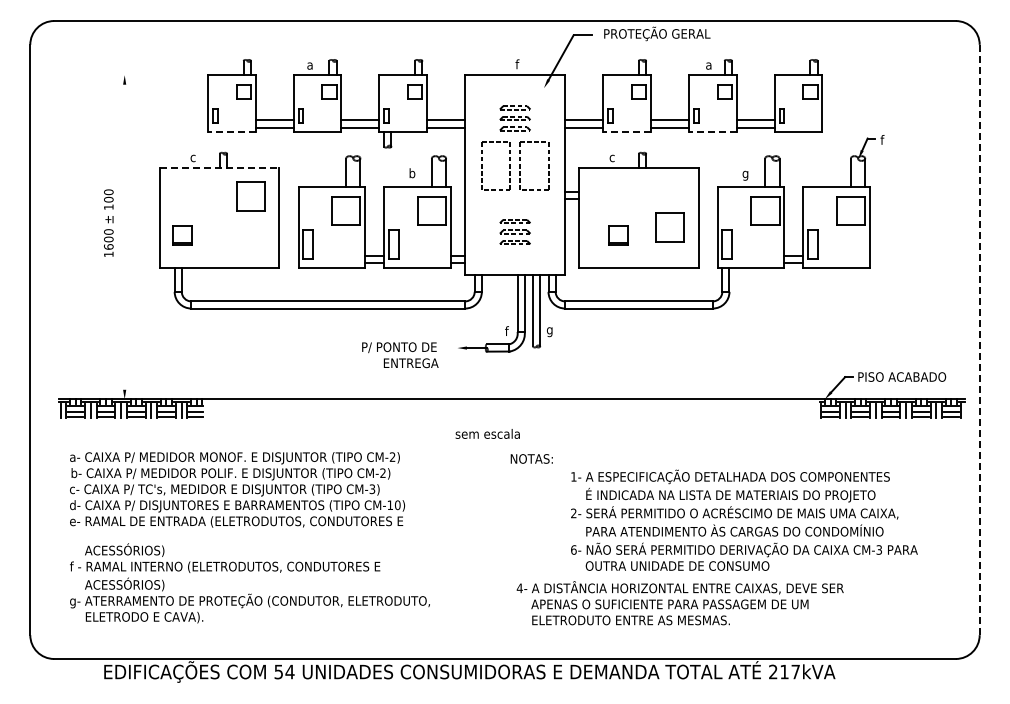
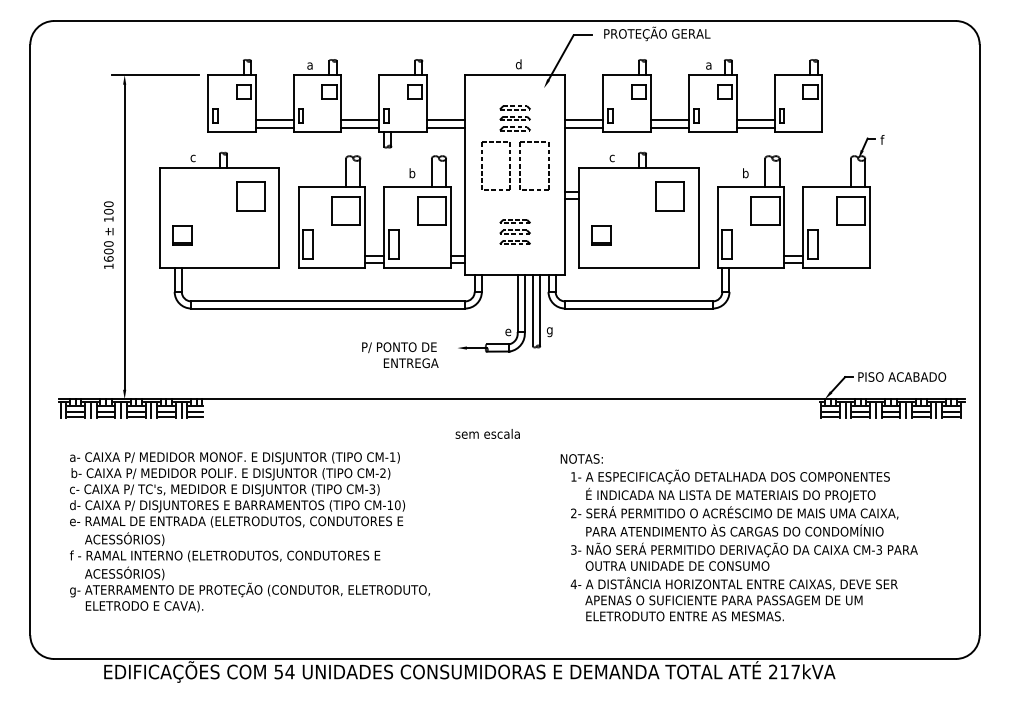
text: f -> d (518, 64)
line: none -> present (155, 75)
line: dashed -> solid (231, 132)
line: dashed -> solid (627, 132)
line: dashed -> solid (712, 132)
line: dashed -> solid (219, 168)
text: g -> b (745, 174)
text position: (108, 222) -> (108, 234) (108, 234)
part position: (669, 227) -> (669, 196) (669, 196)
part position: (618, 235) -> (601, 235) (601, 235)
line: none -> present (124, 236)
text: f -> e (508, 331)
line: dashed -> solid (979, 340)
text: CM-2) -> CM-1) (392, 456)
text position: (531, 458) -> (581, 458) (581, 458)
text: 6- -> 3- (573, 549)
text position: (249, 583) -> (249, 572) (249, 572)
text position: (679, 603) -> (733, 599) (733, 599)
